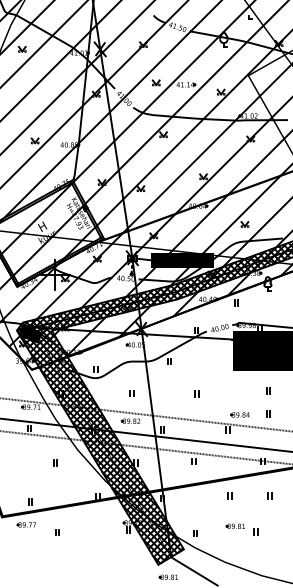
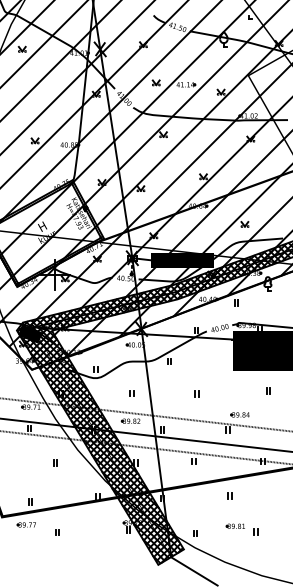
part: present -> none (268, 413)
part: present -> none (269, 495)
part: present -> none (167, 576)
